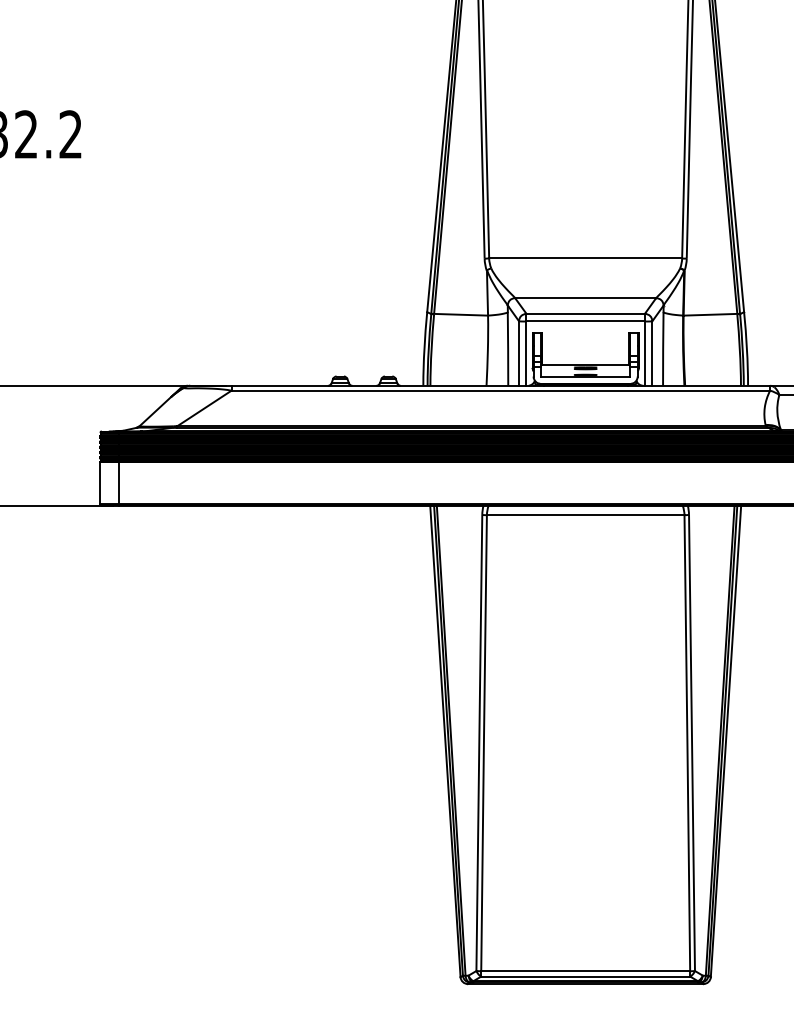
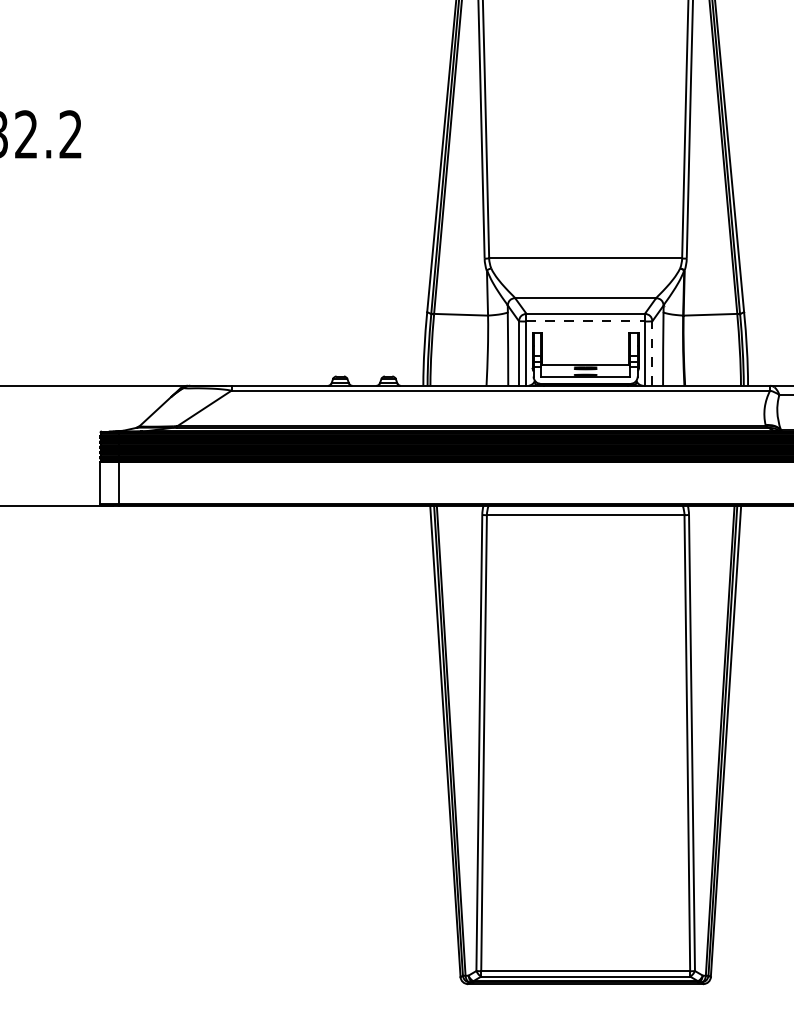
line: solid -> dashed (586, 321)
line: solid -> dashed (652, 353)
